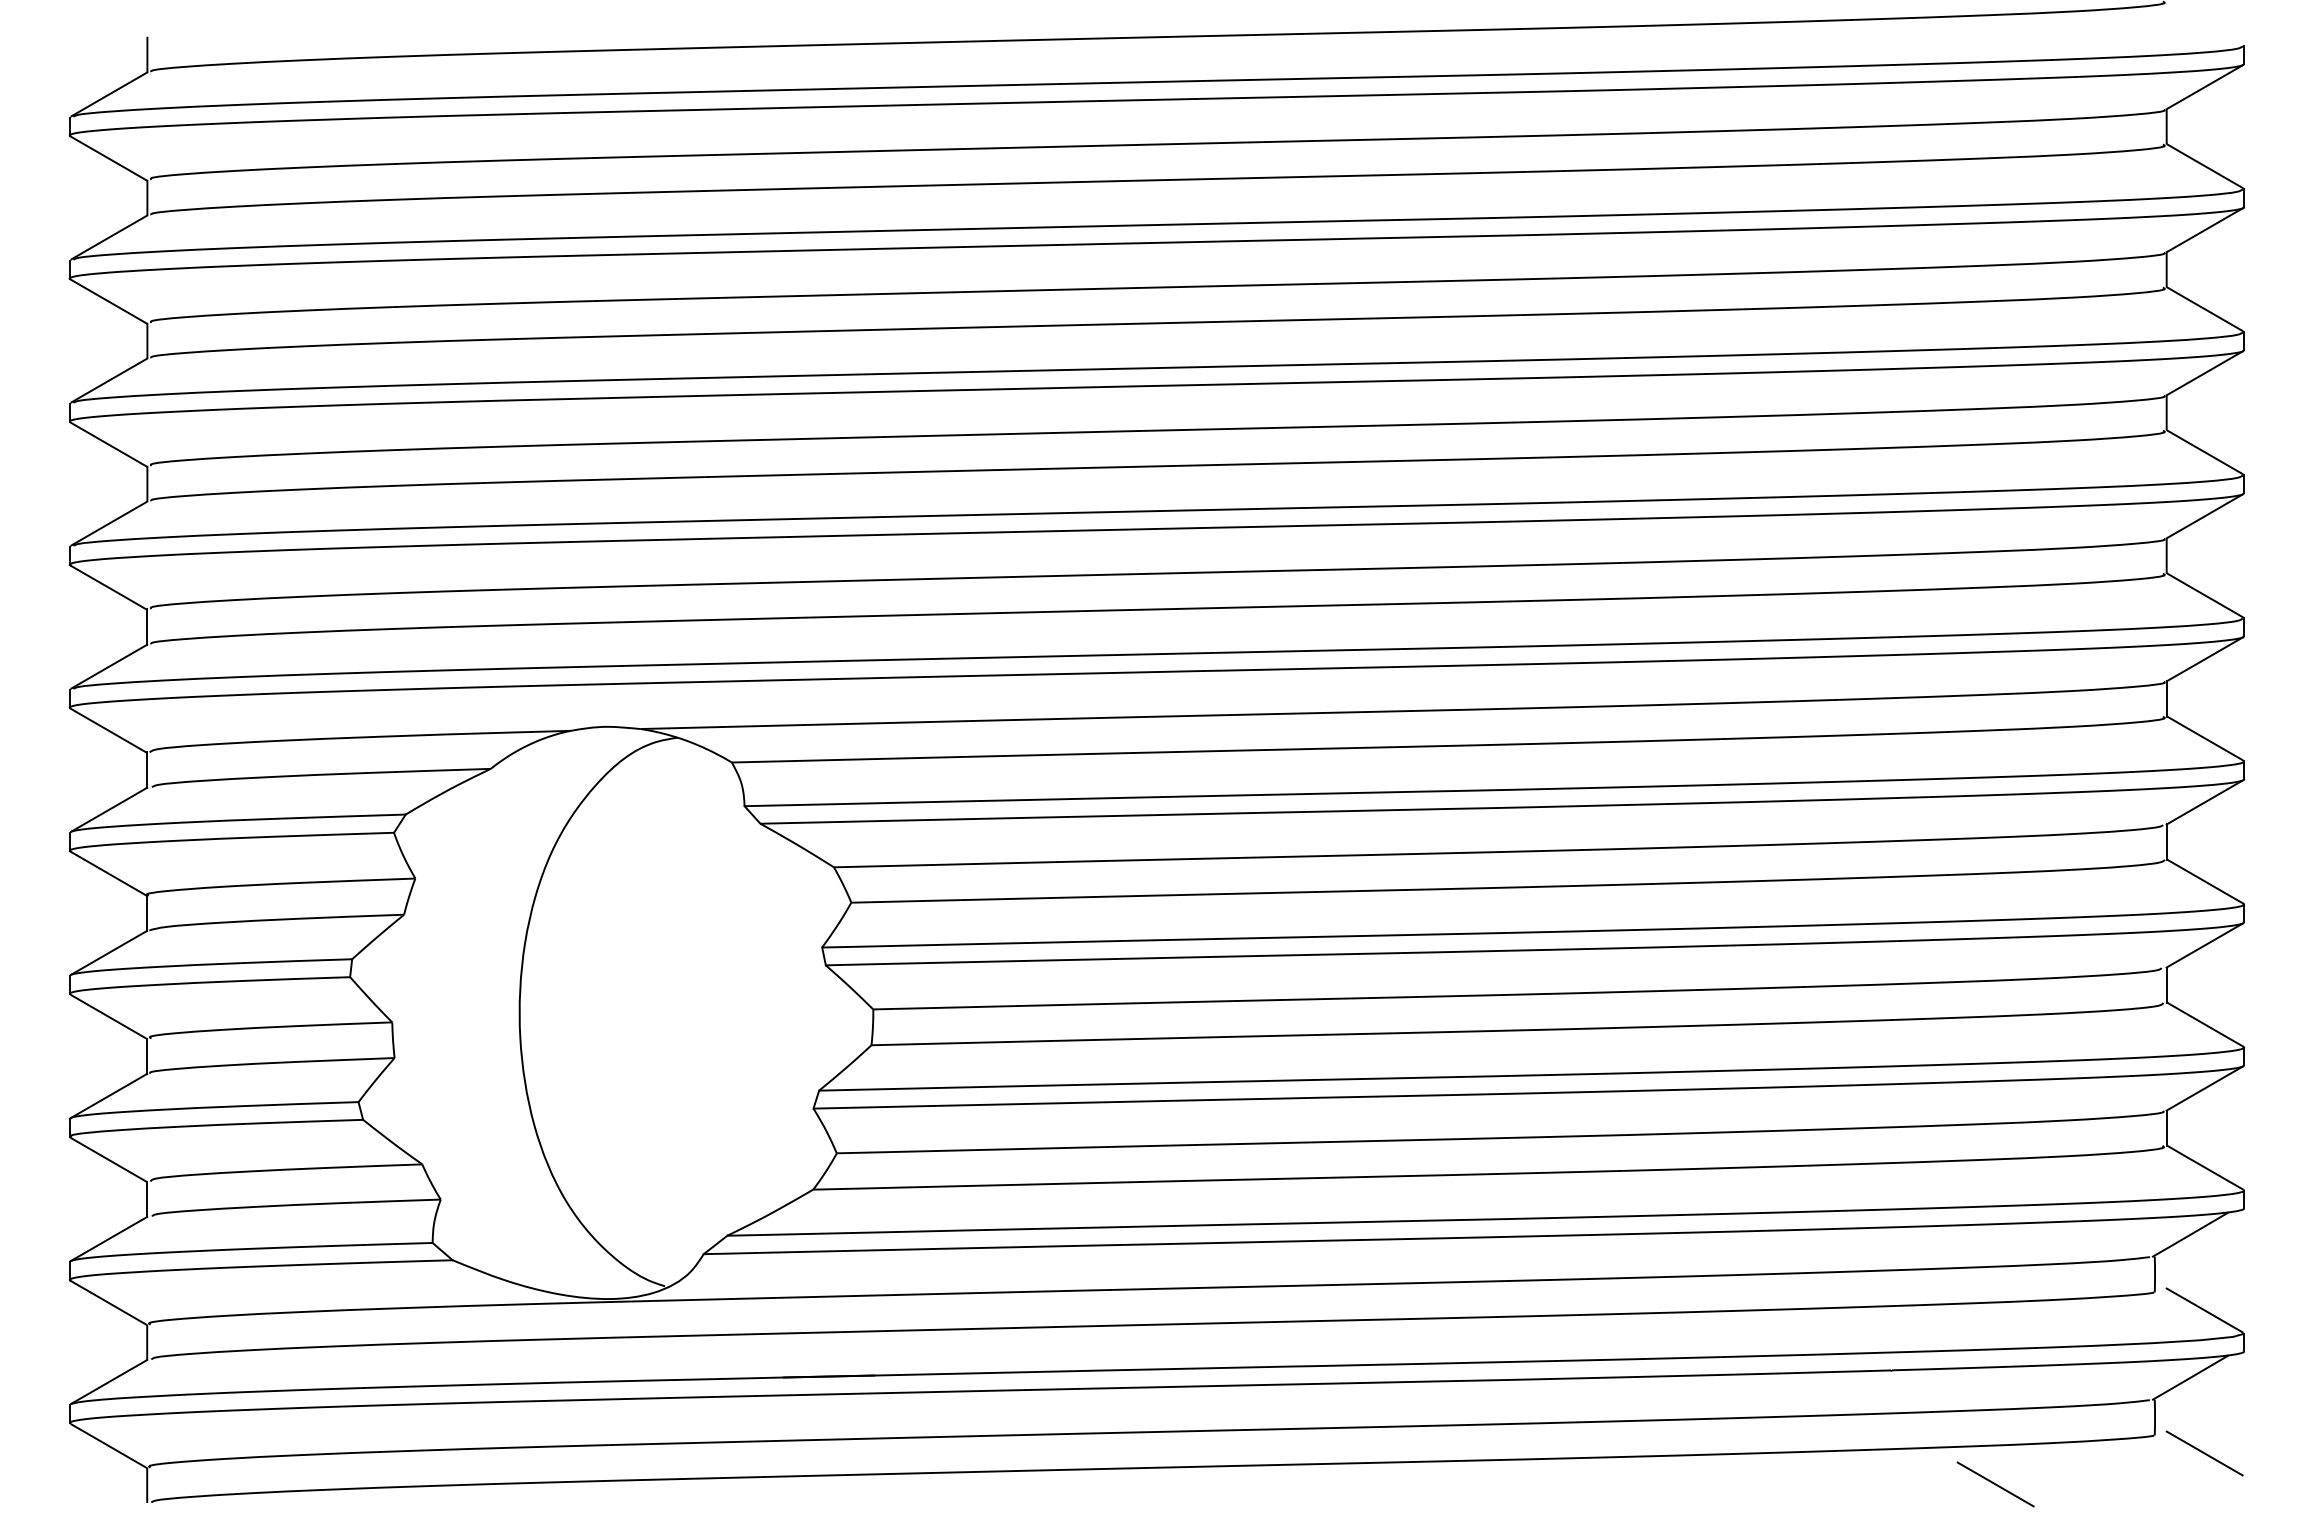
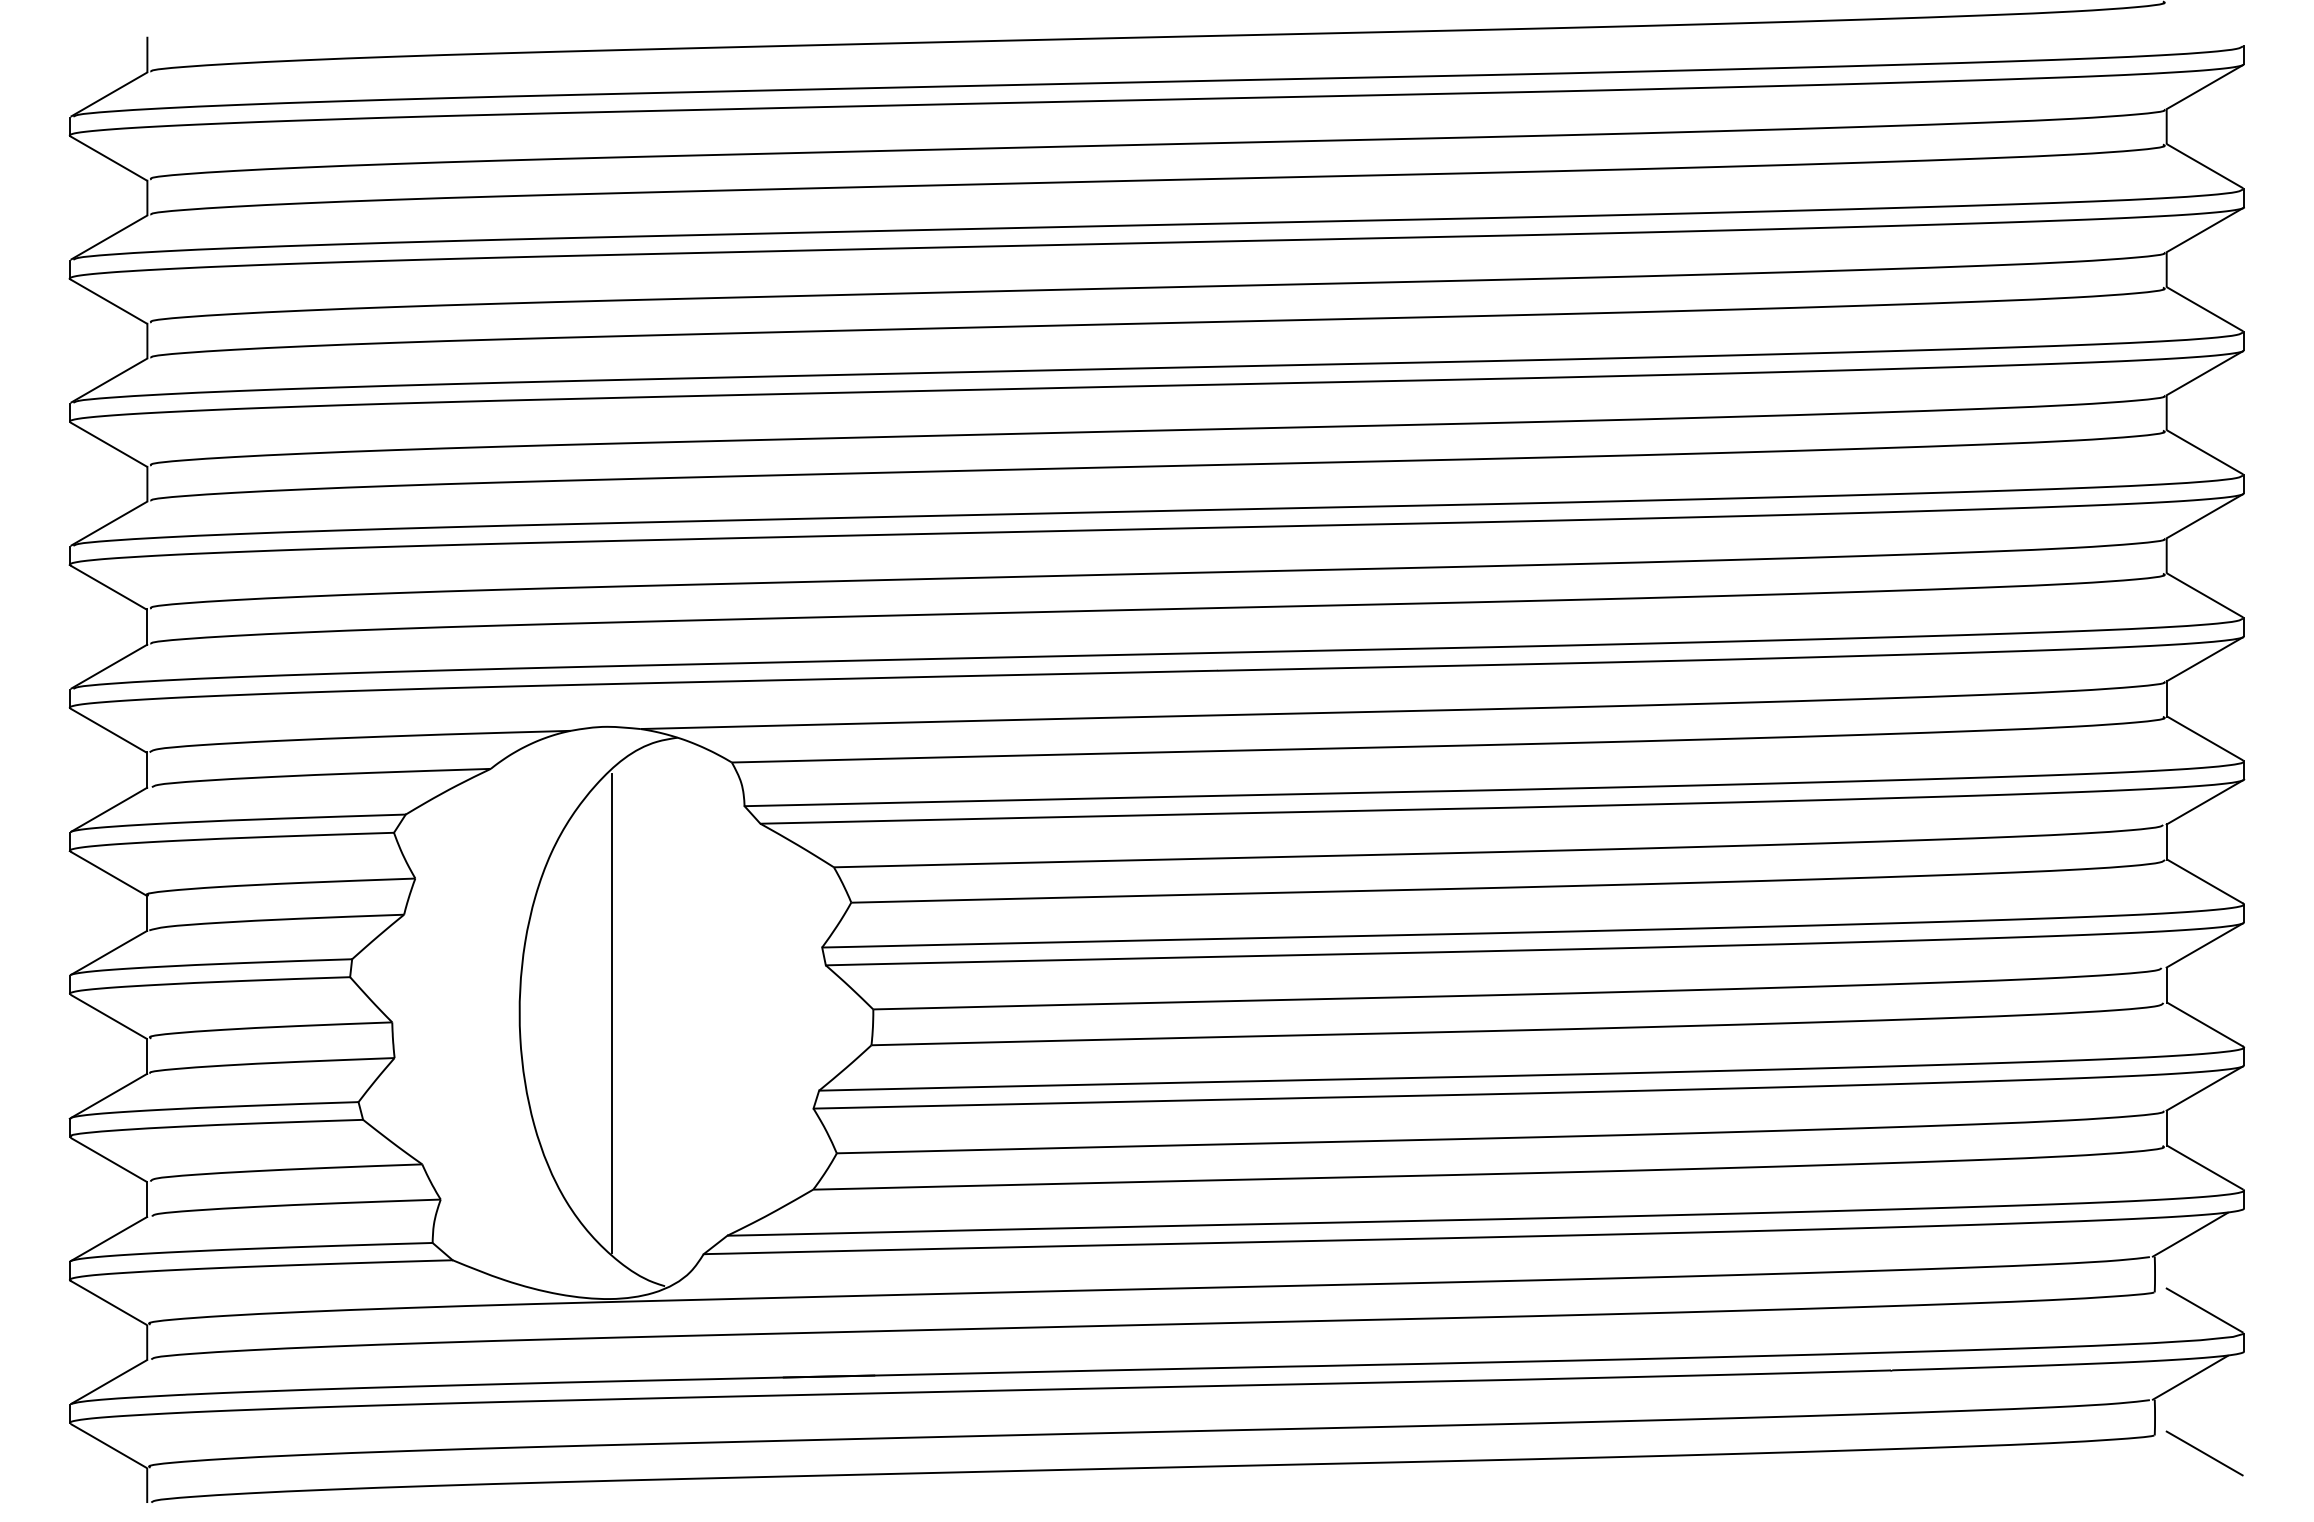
line: none -> present (611, 1013)
line: present -> none (1995, 1484)
